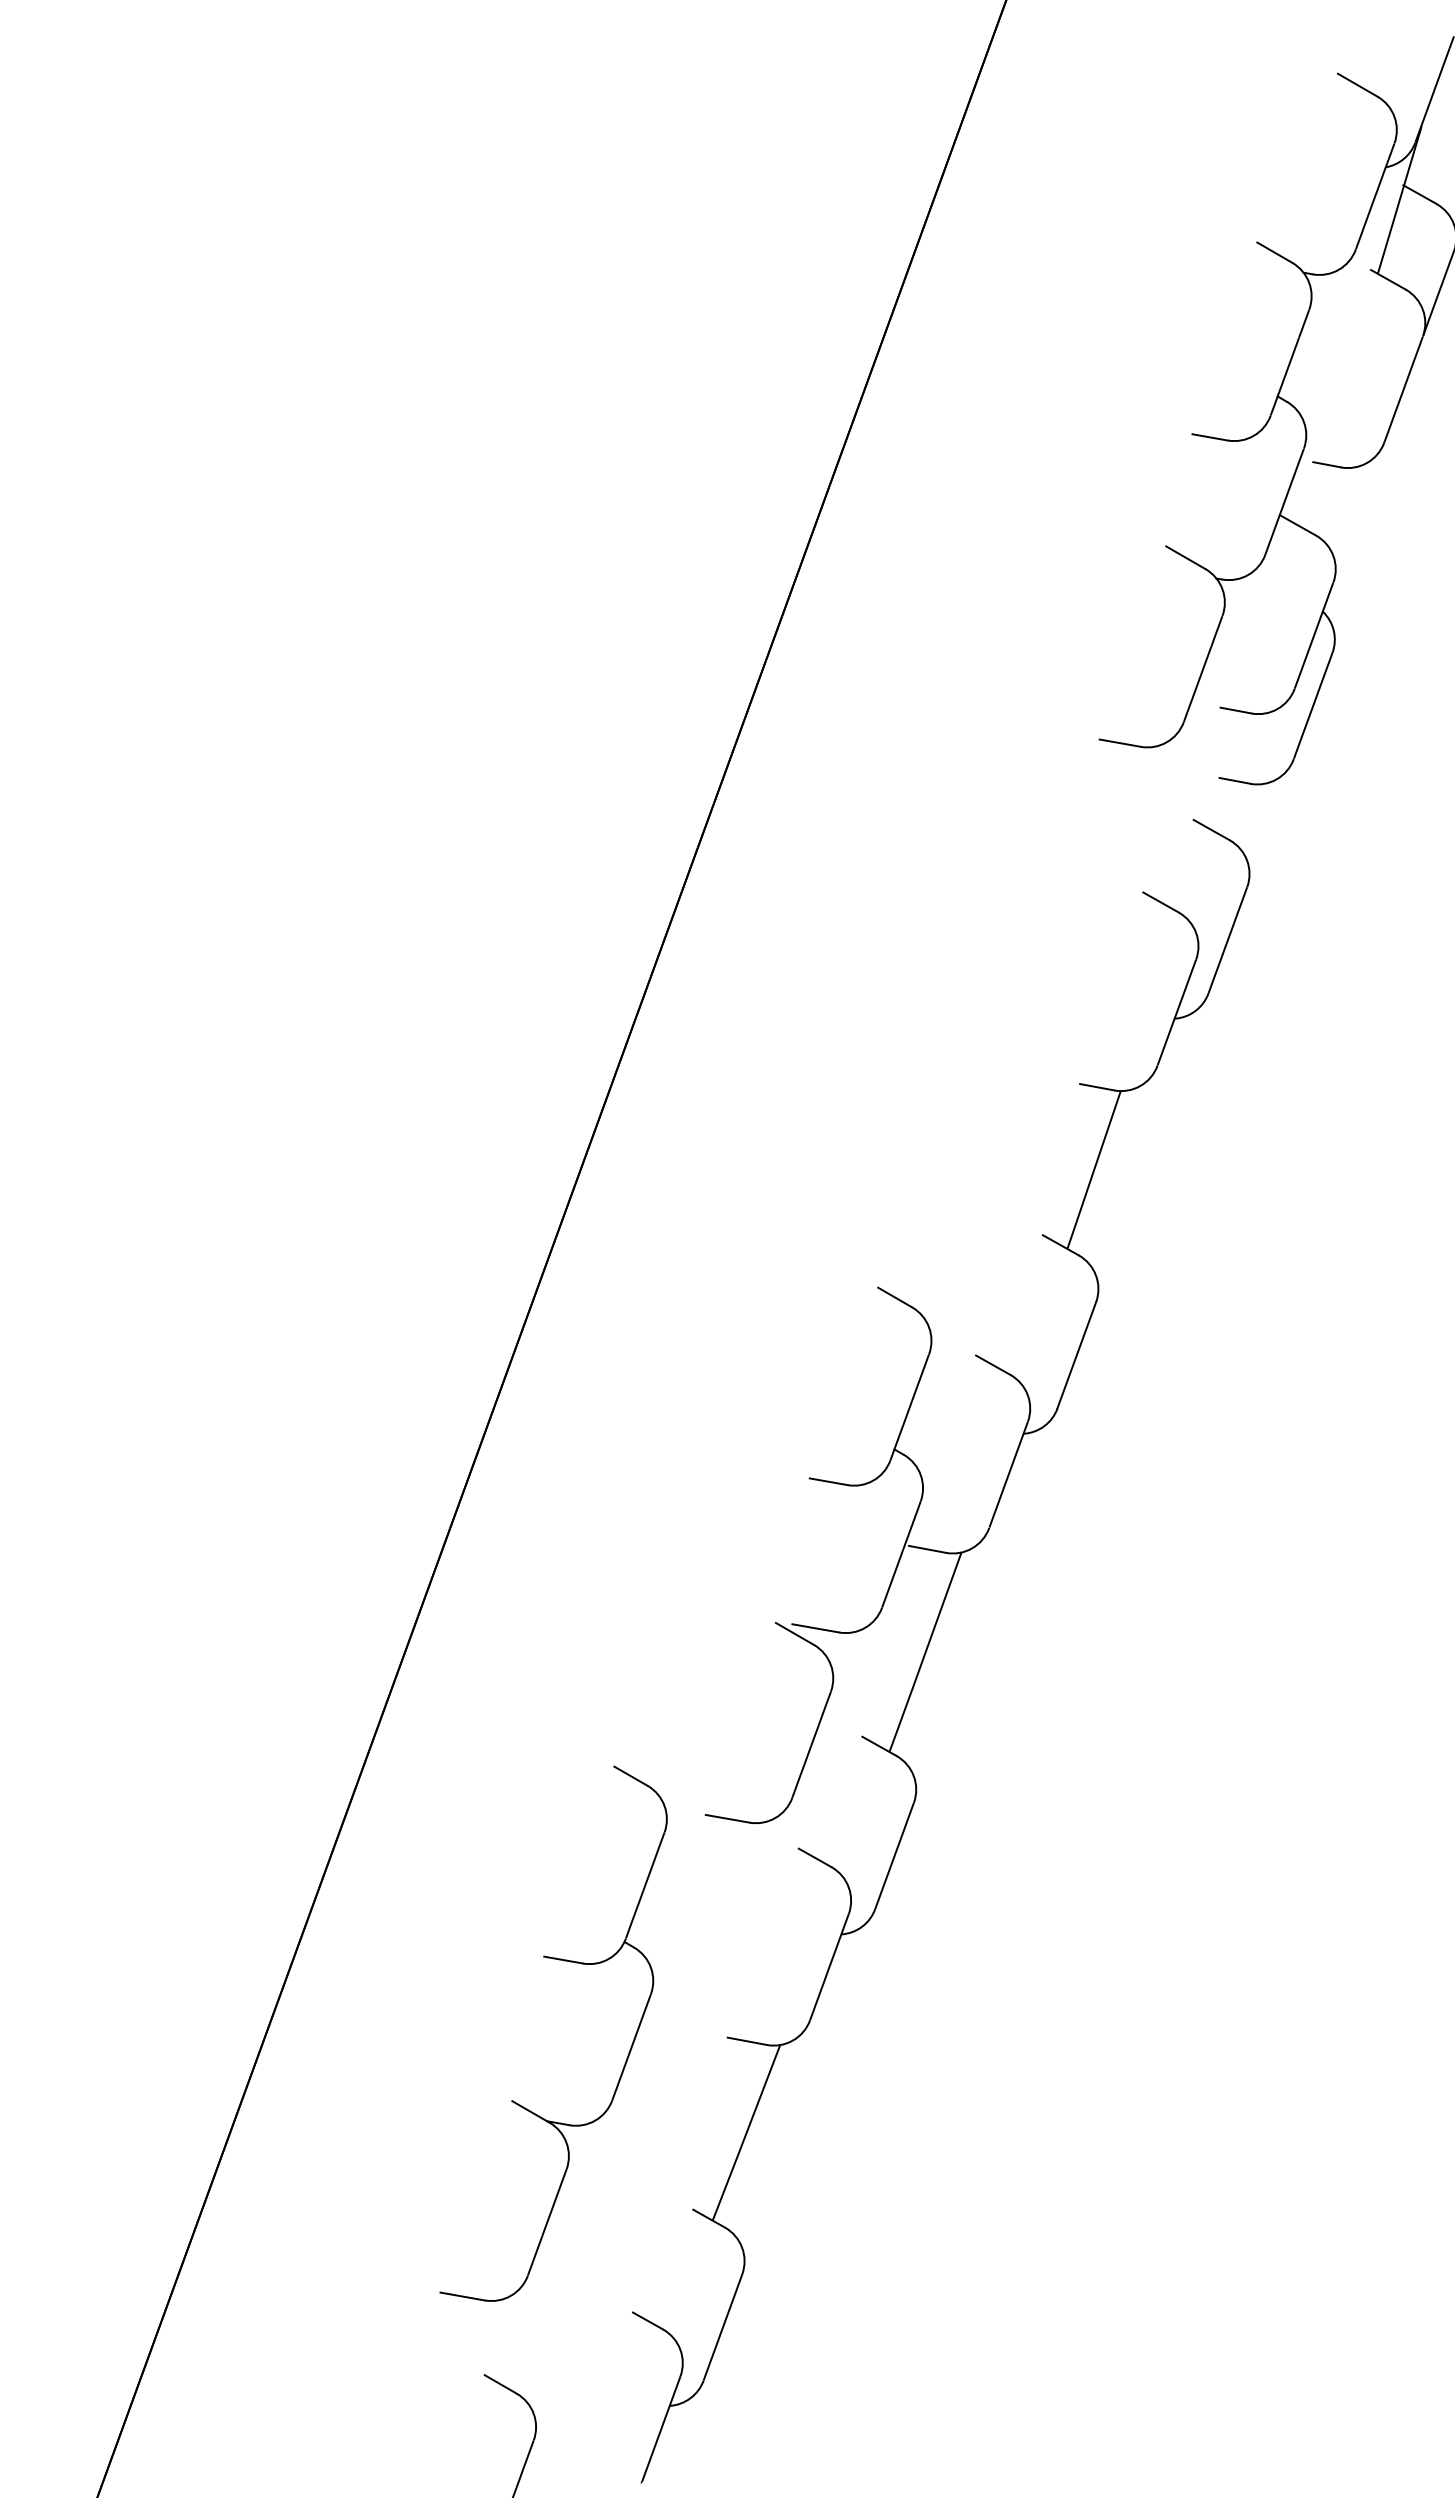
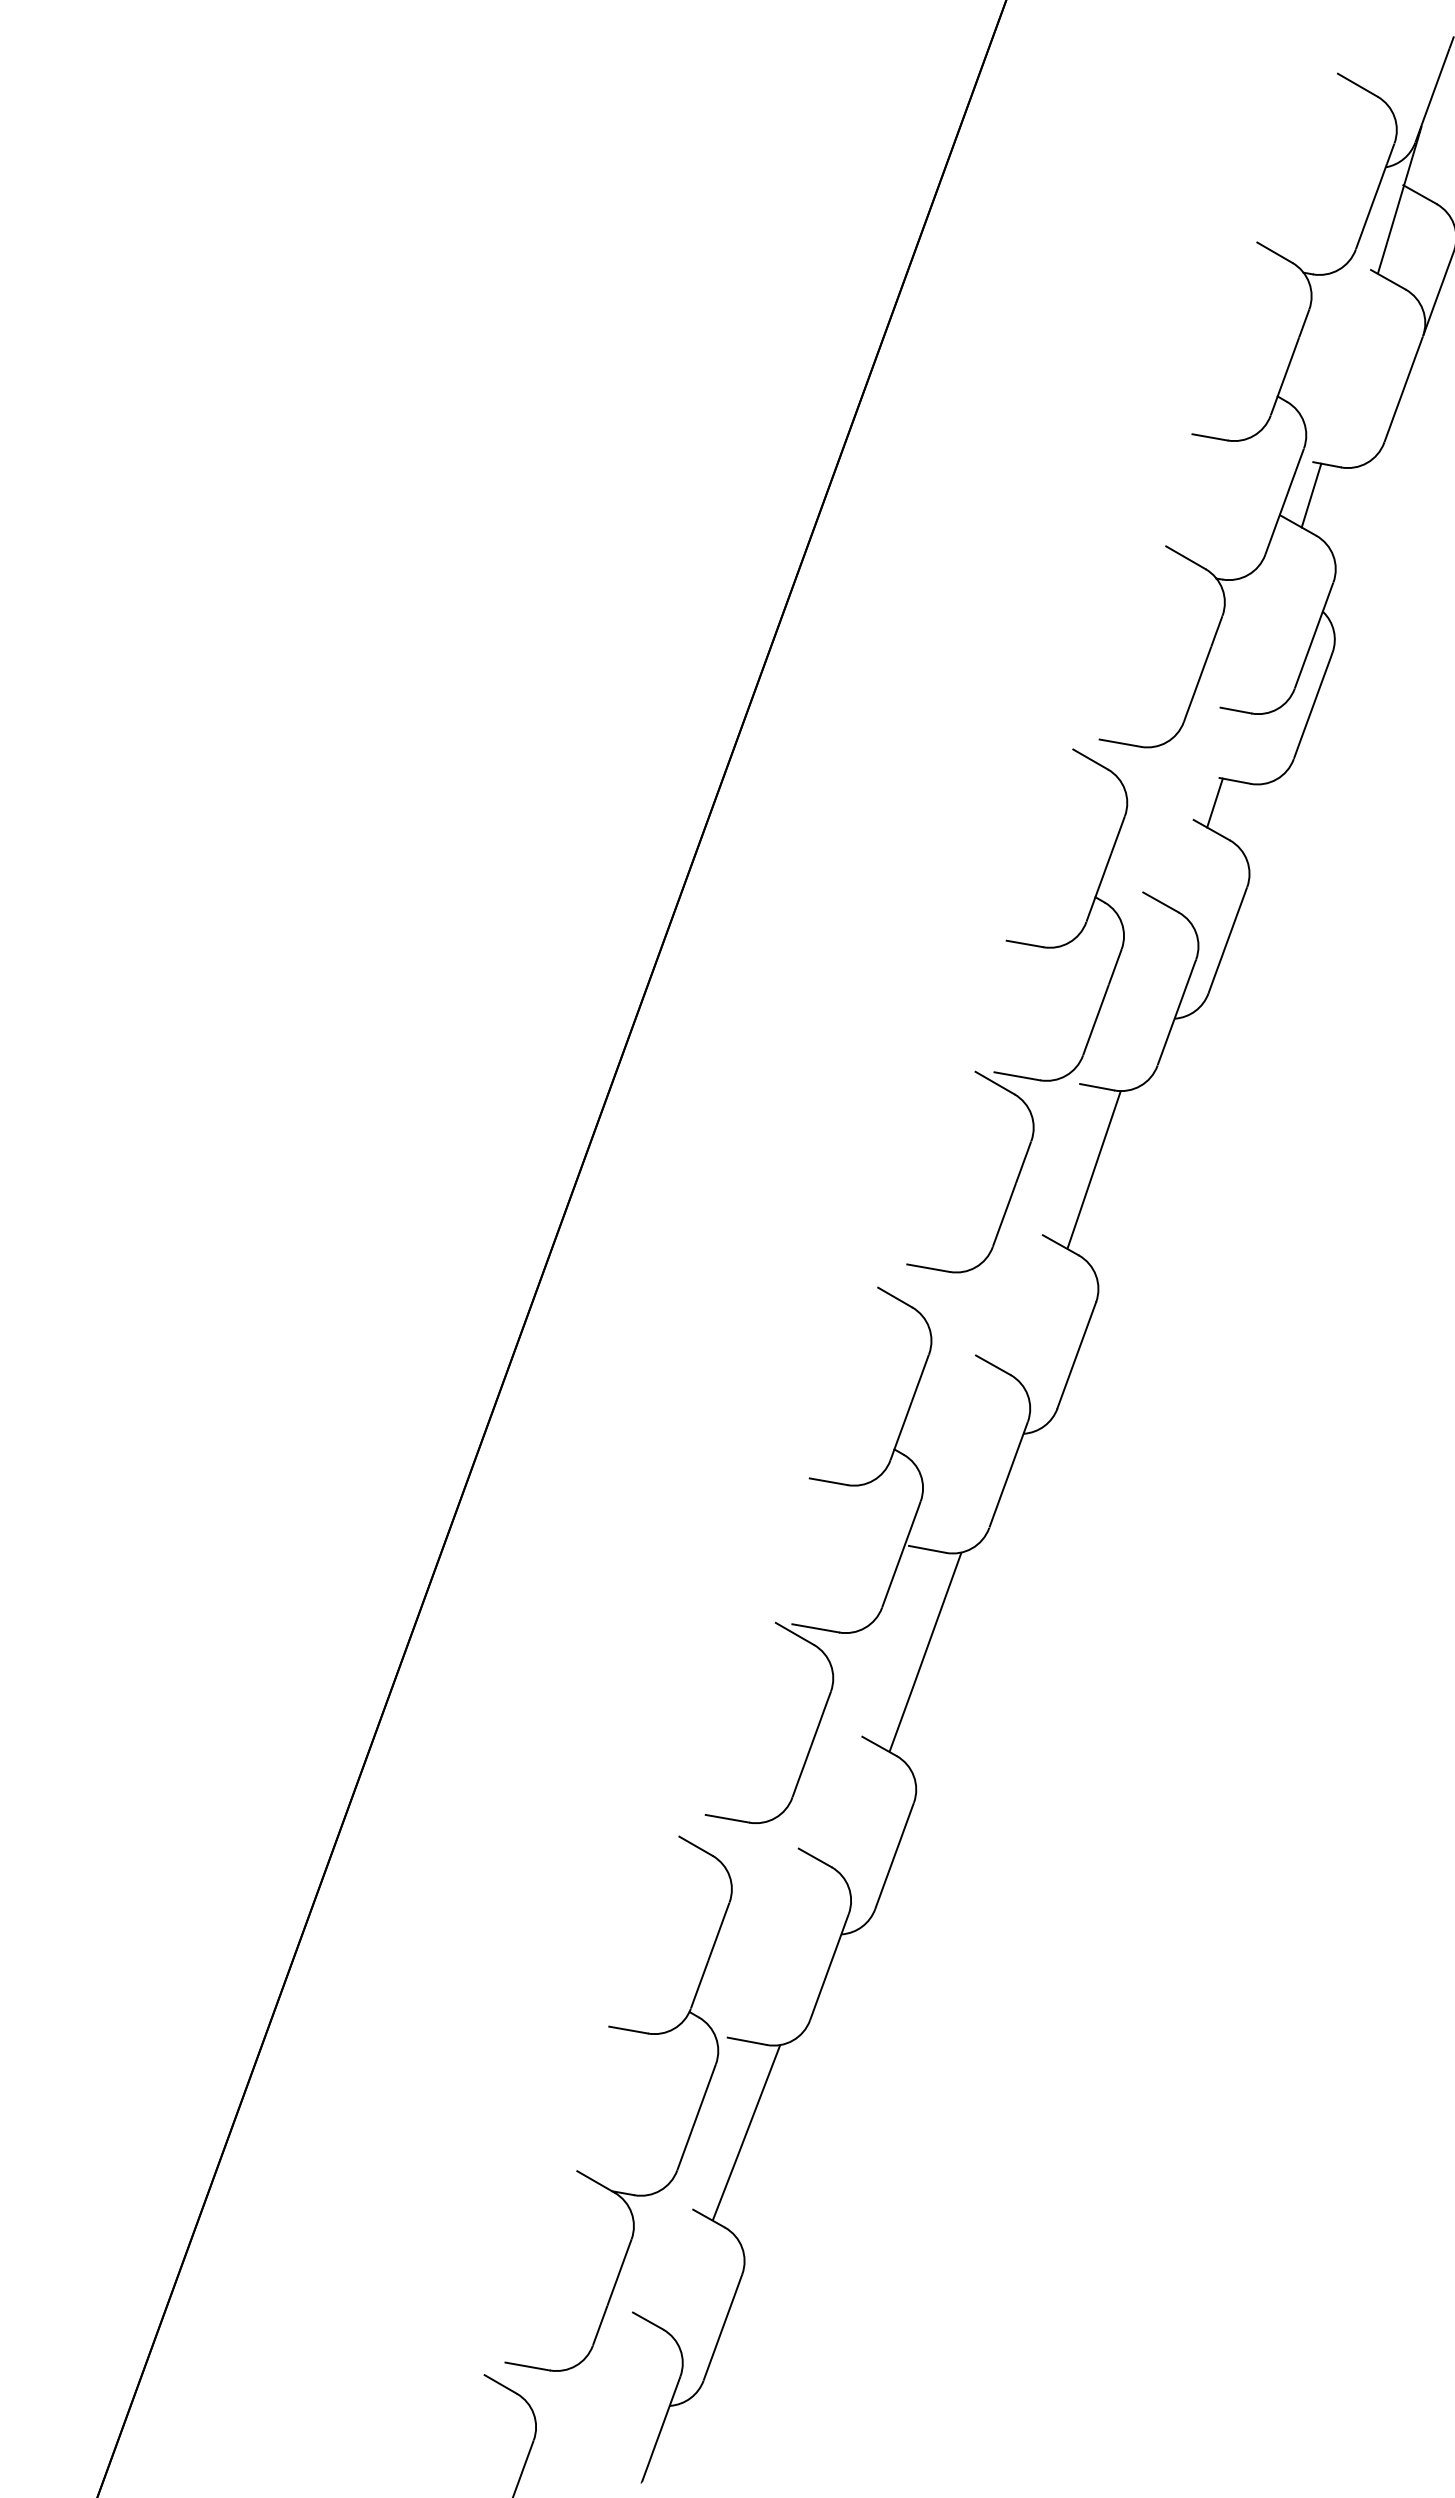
line: none -> present (1311, 495)
line: none -> present (1214, 802)
part: none -> present (1008, 1073)
part position: (564, 1961) -> (629, 2031) (629, 2031)
